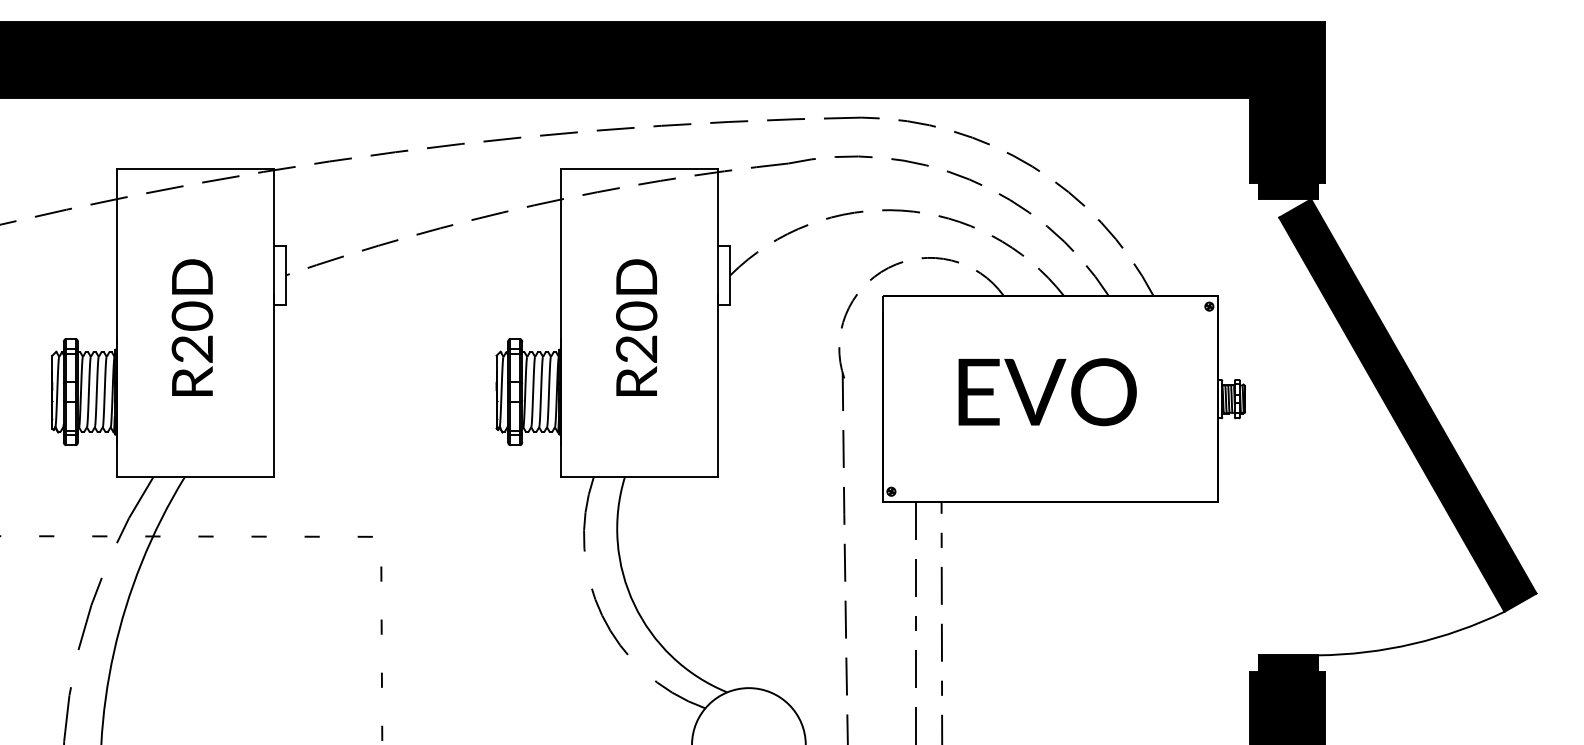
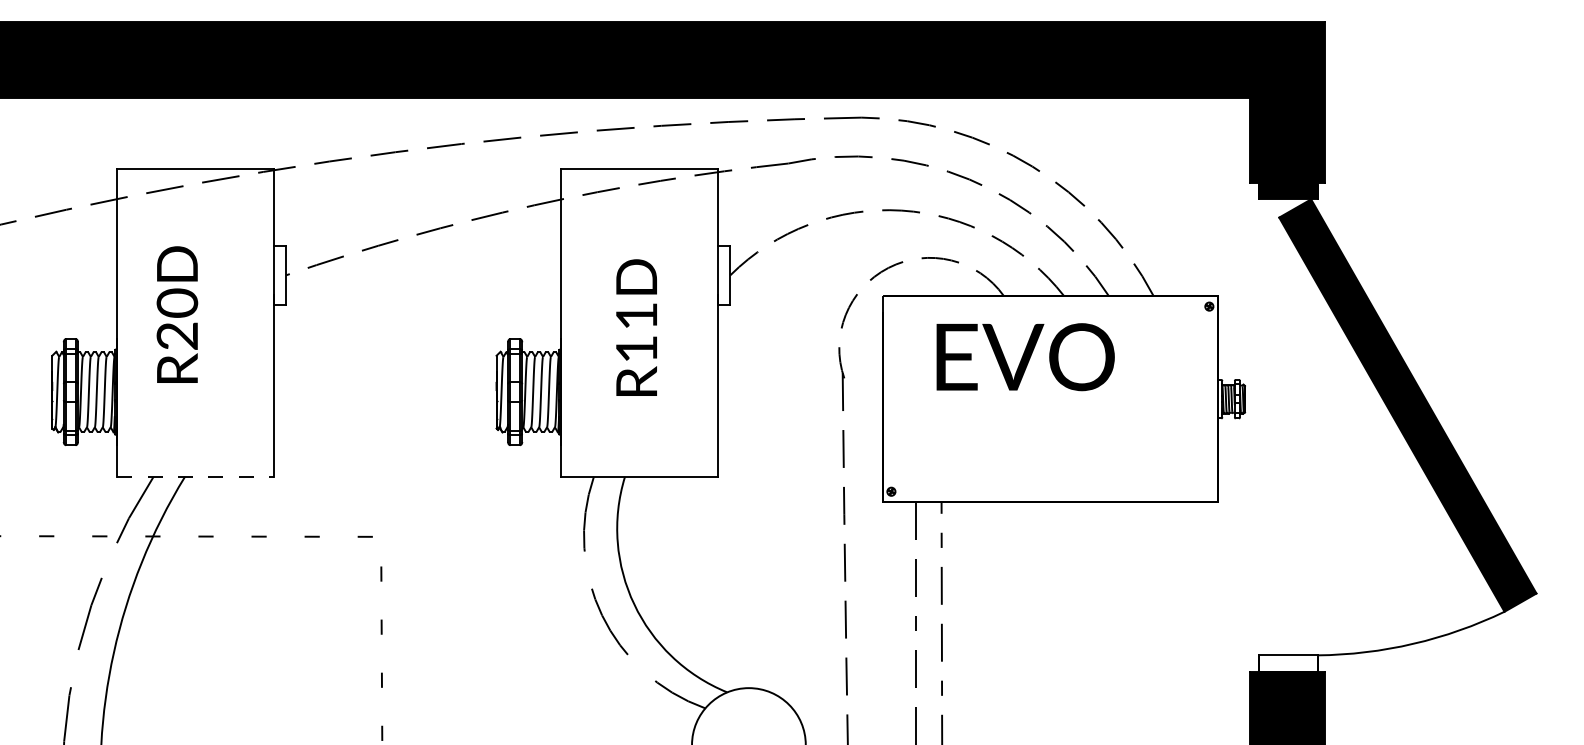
text position: (192, 327) -> (177, 314) (177, 314)
text: R20D -> R11D (636, 331)
text position: (1047, 392) -> (1025, 357) (1025, 357)
line: solid -> dashed (195, 476)
fill: present -> none (1287, 663)
